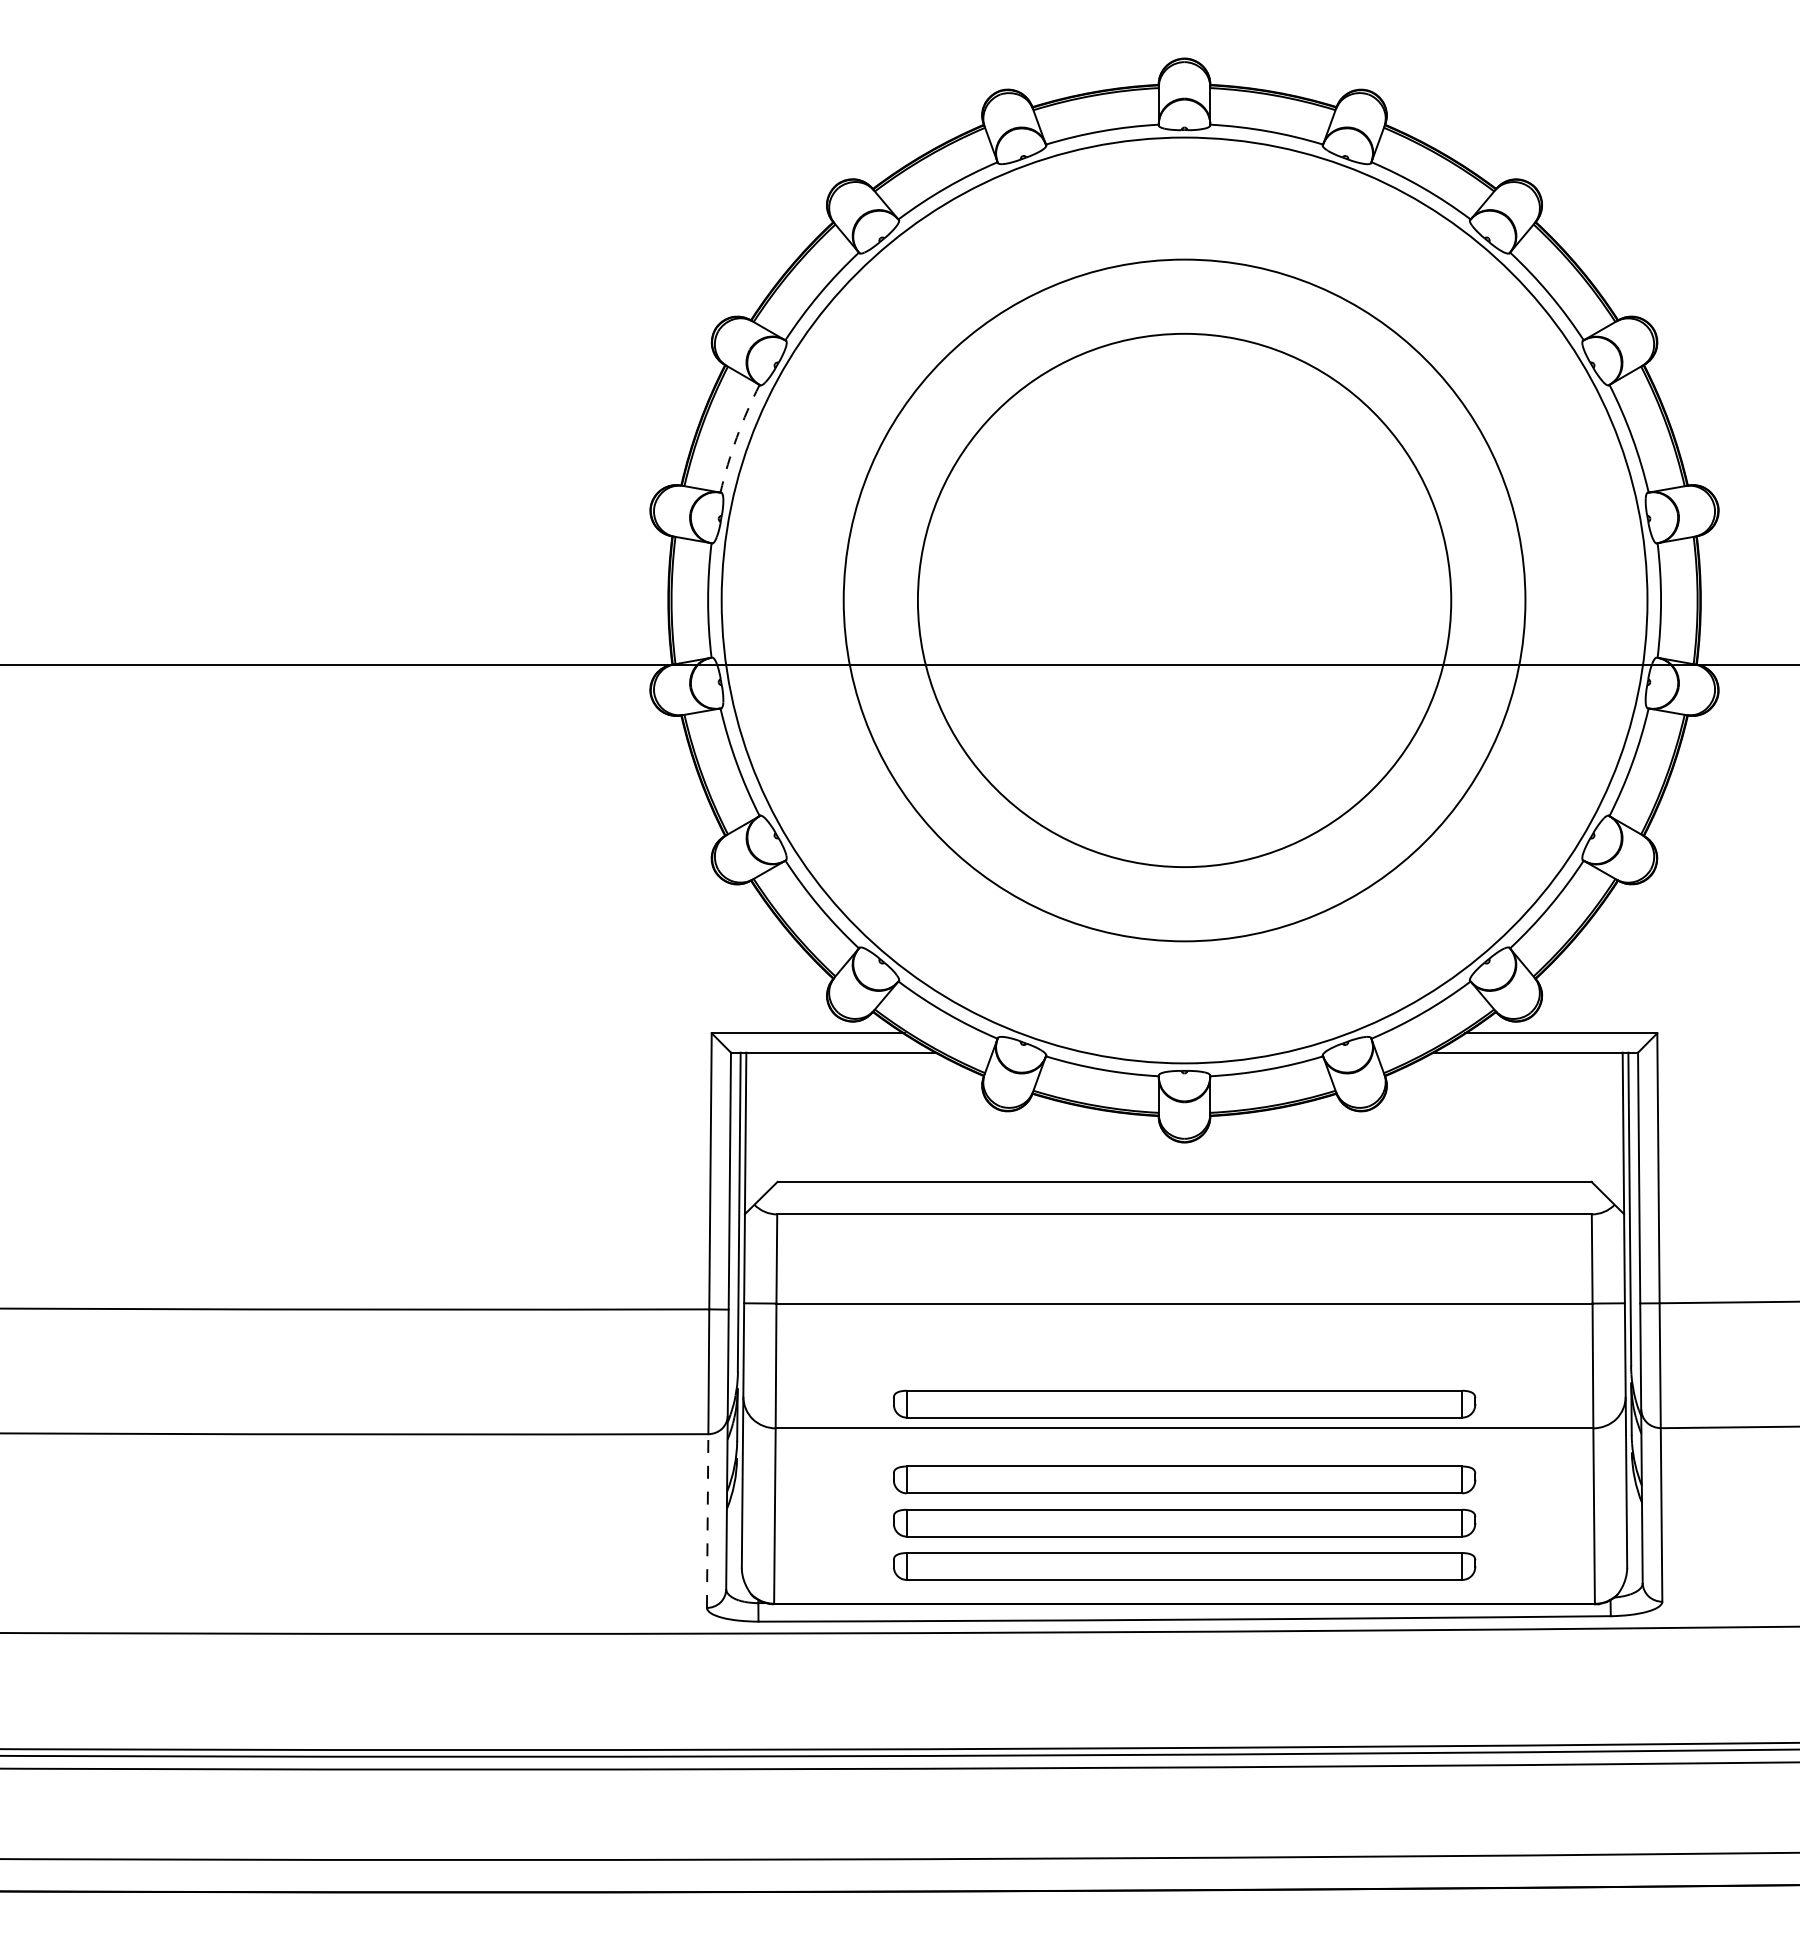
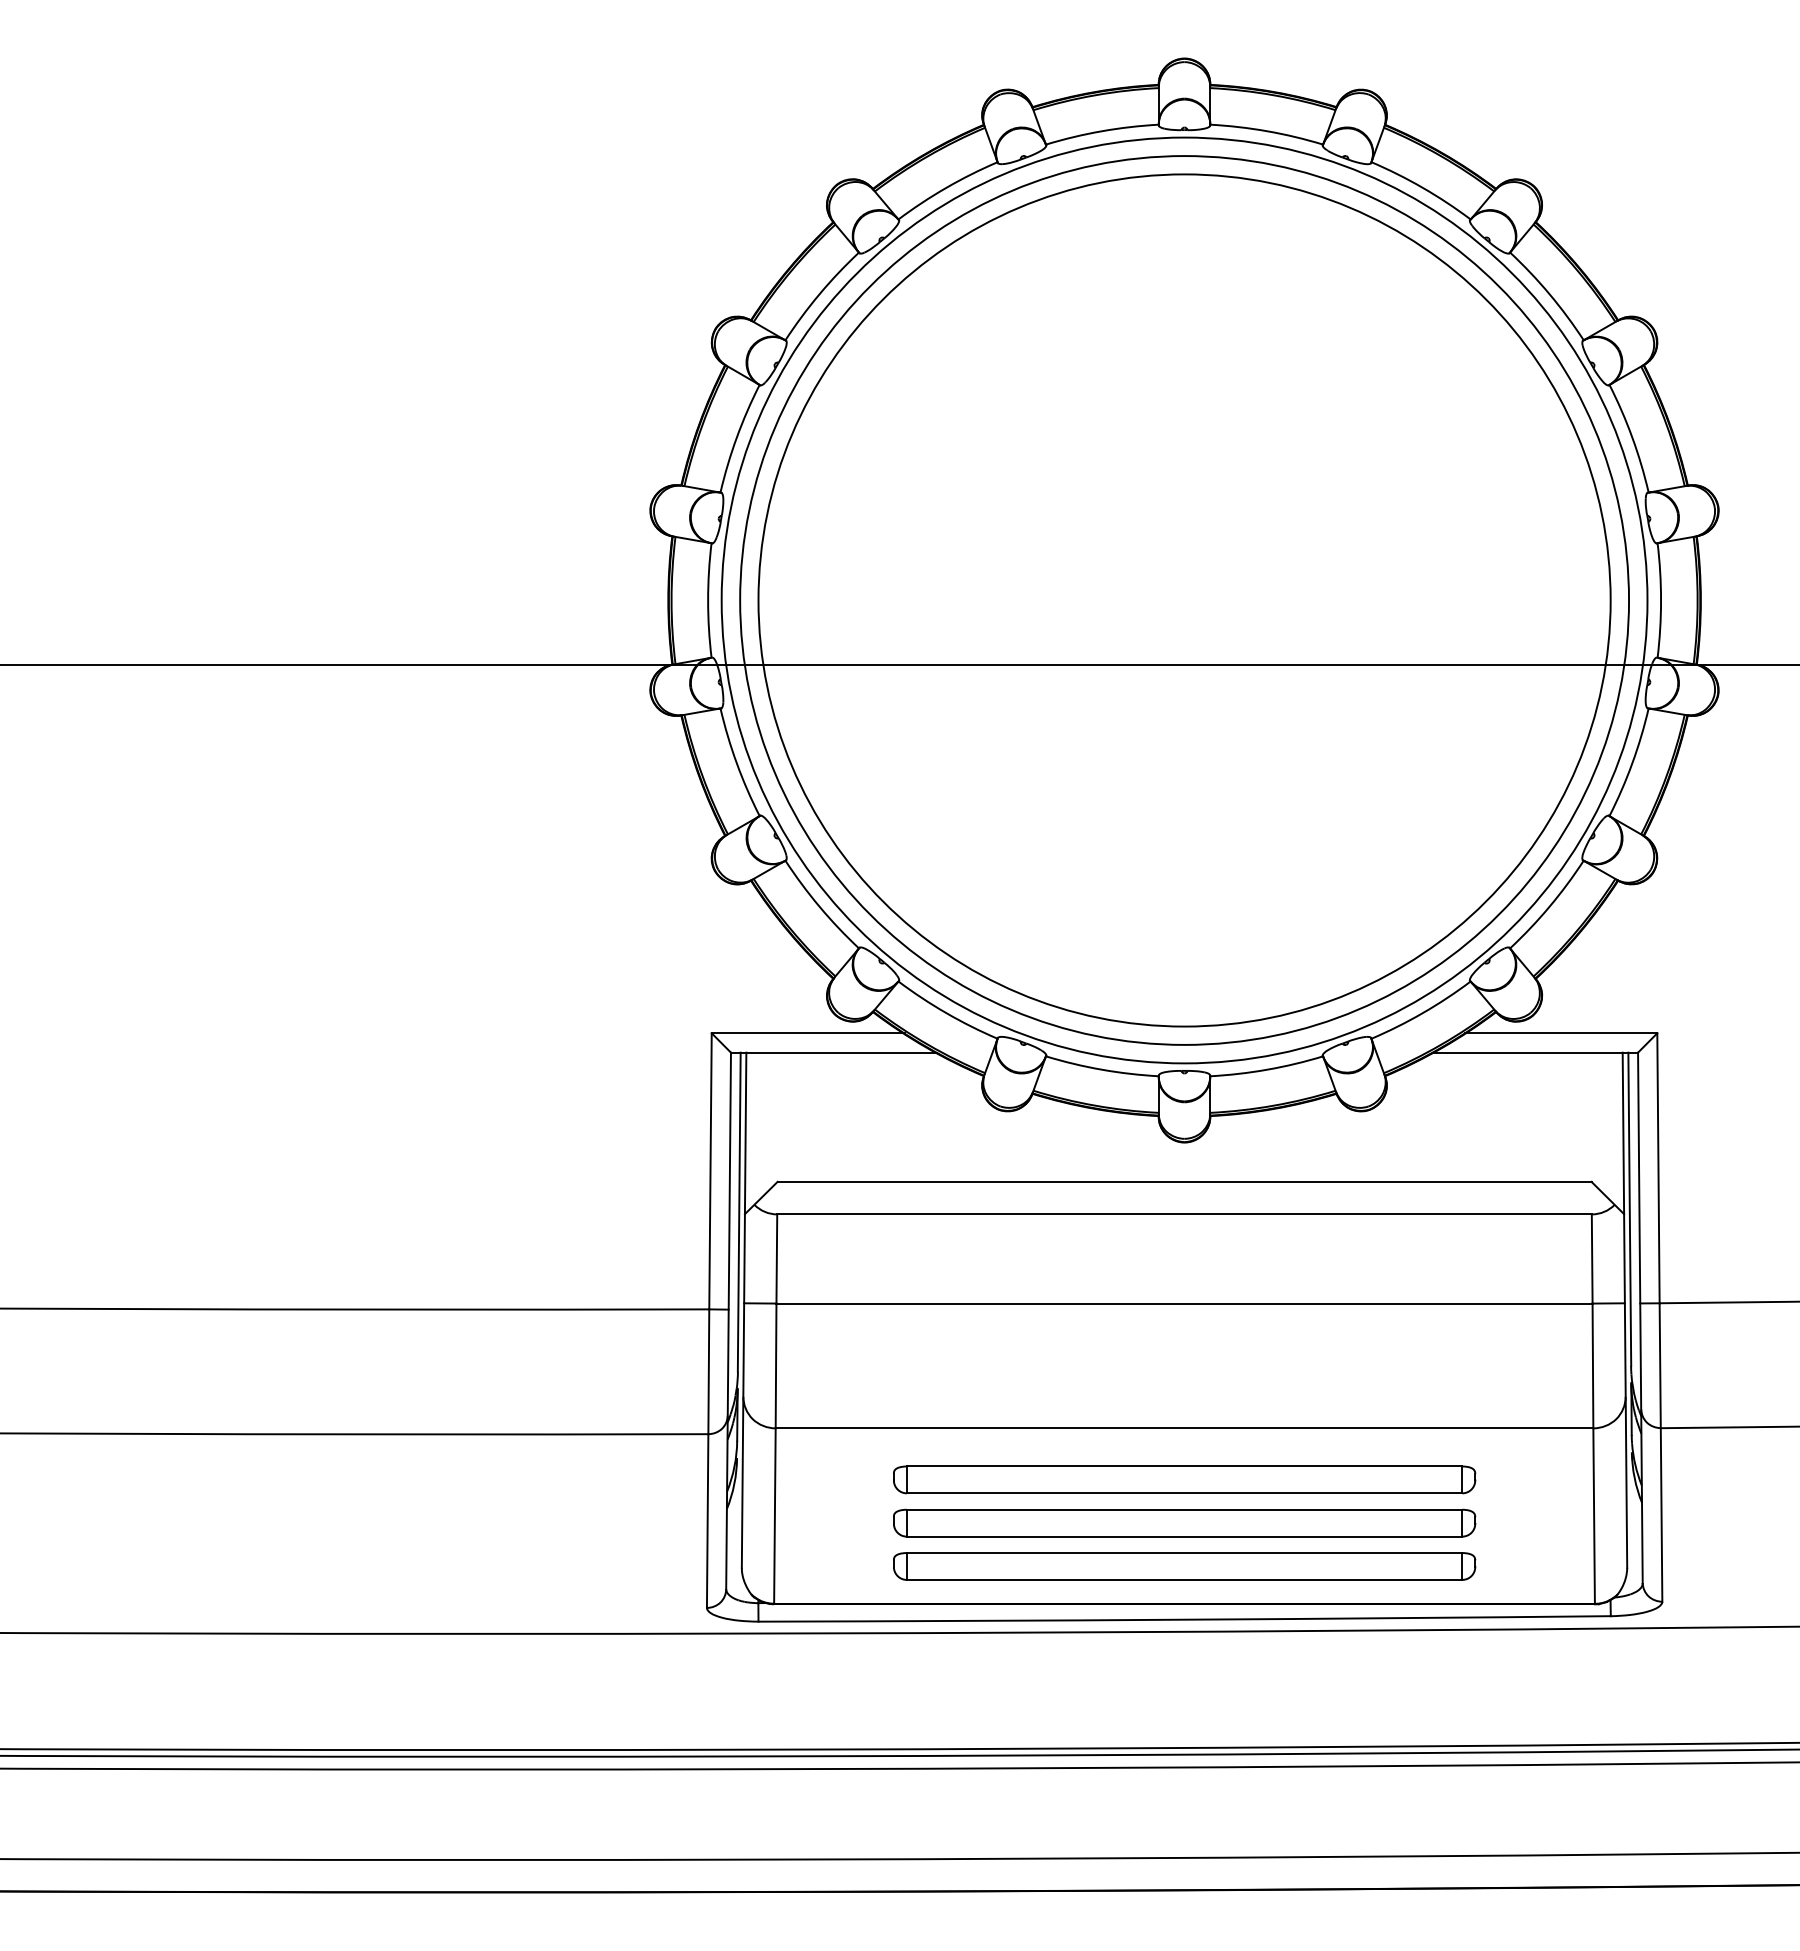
arc: dashed -> solid (736, 437)
circle diameter: 533 px -> 889 px (1184, 600)
circle diameter: 682 px -> 852 px (1184, 600)
part: present -> none (1184, 1403)
line: dashed -> solid (707, 1521)
